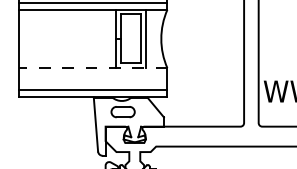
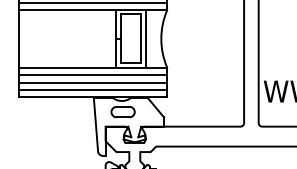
line: dashed -> solid (92, 68)
line: none -> present (92, 75)
line: none -> present (92, 82)
